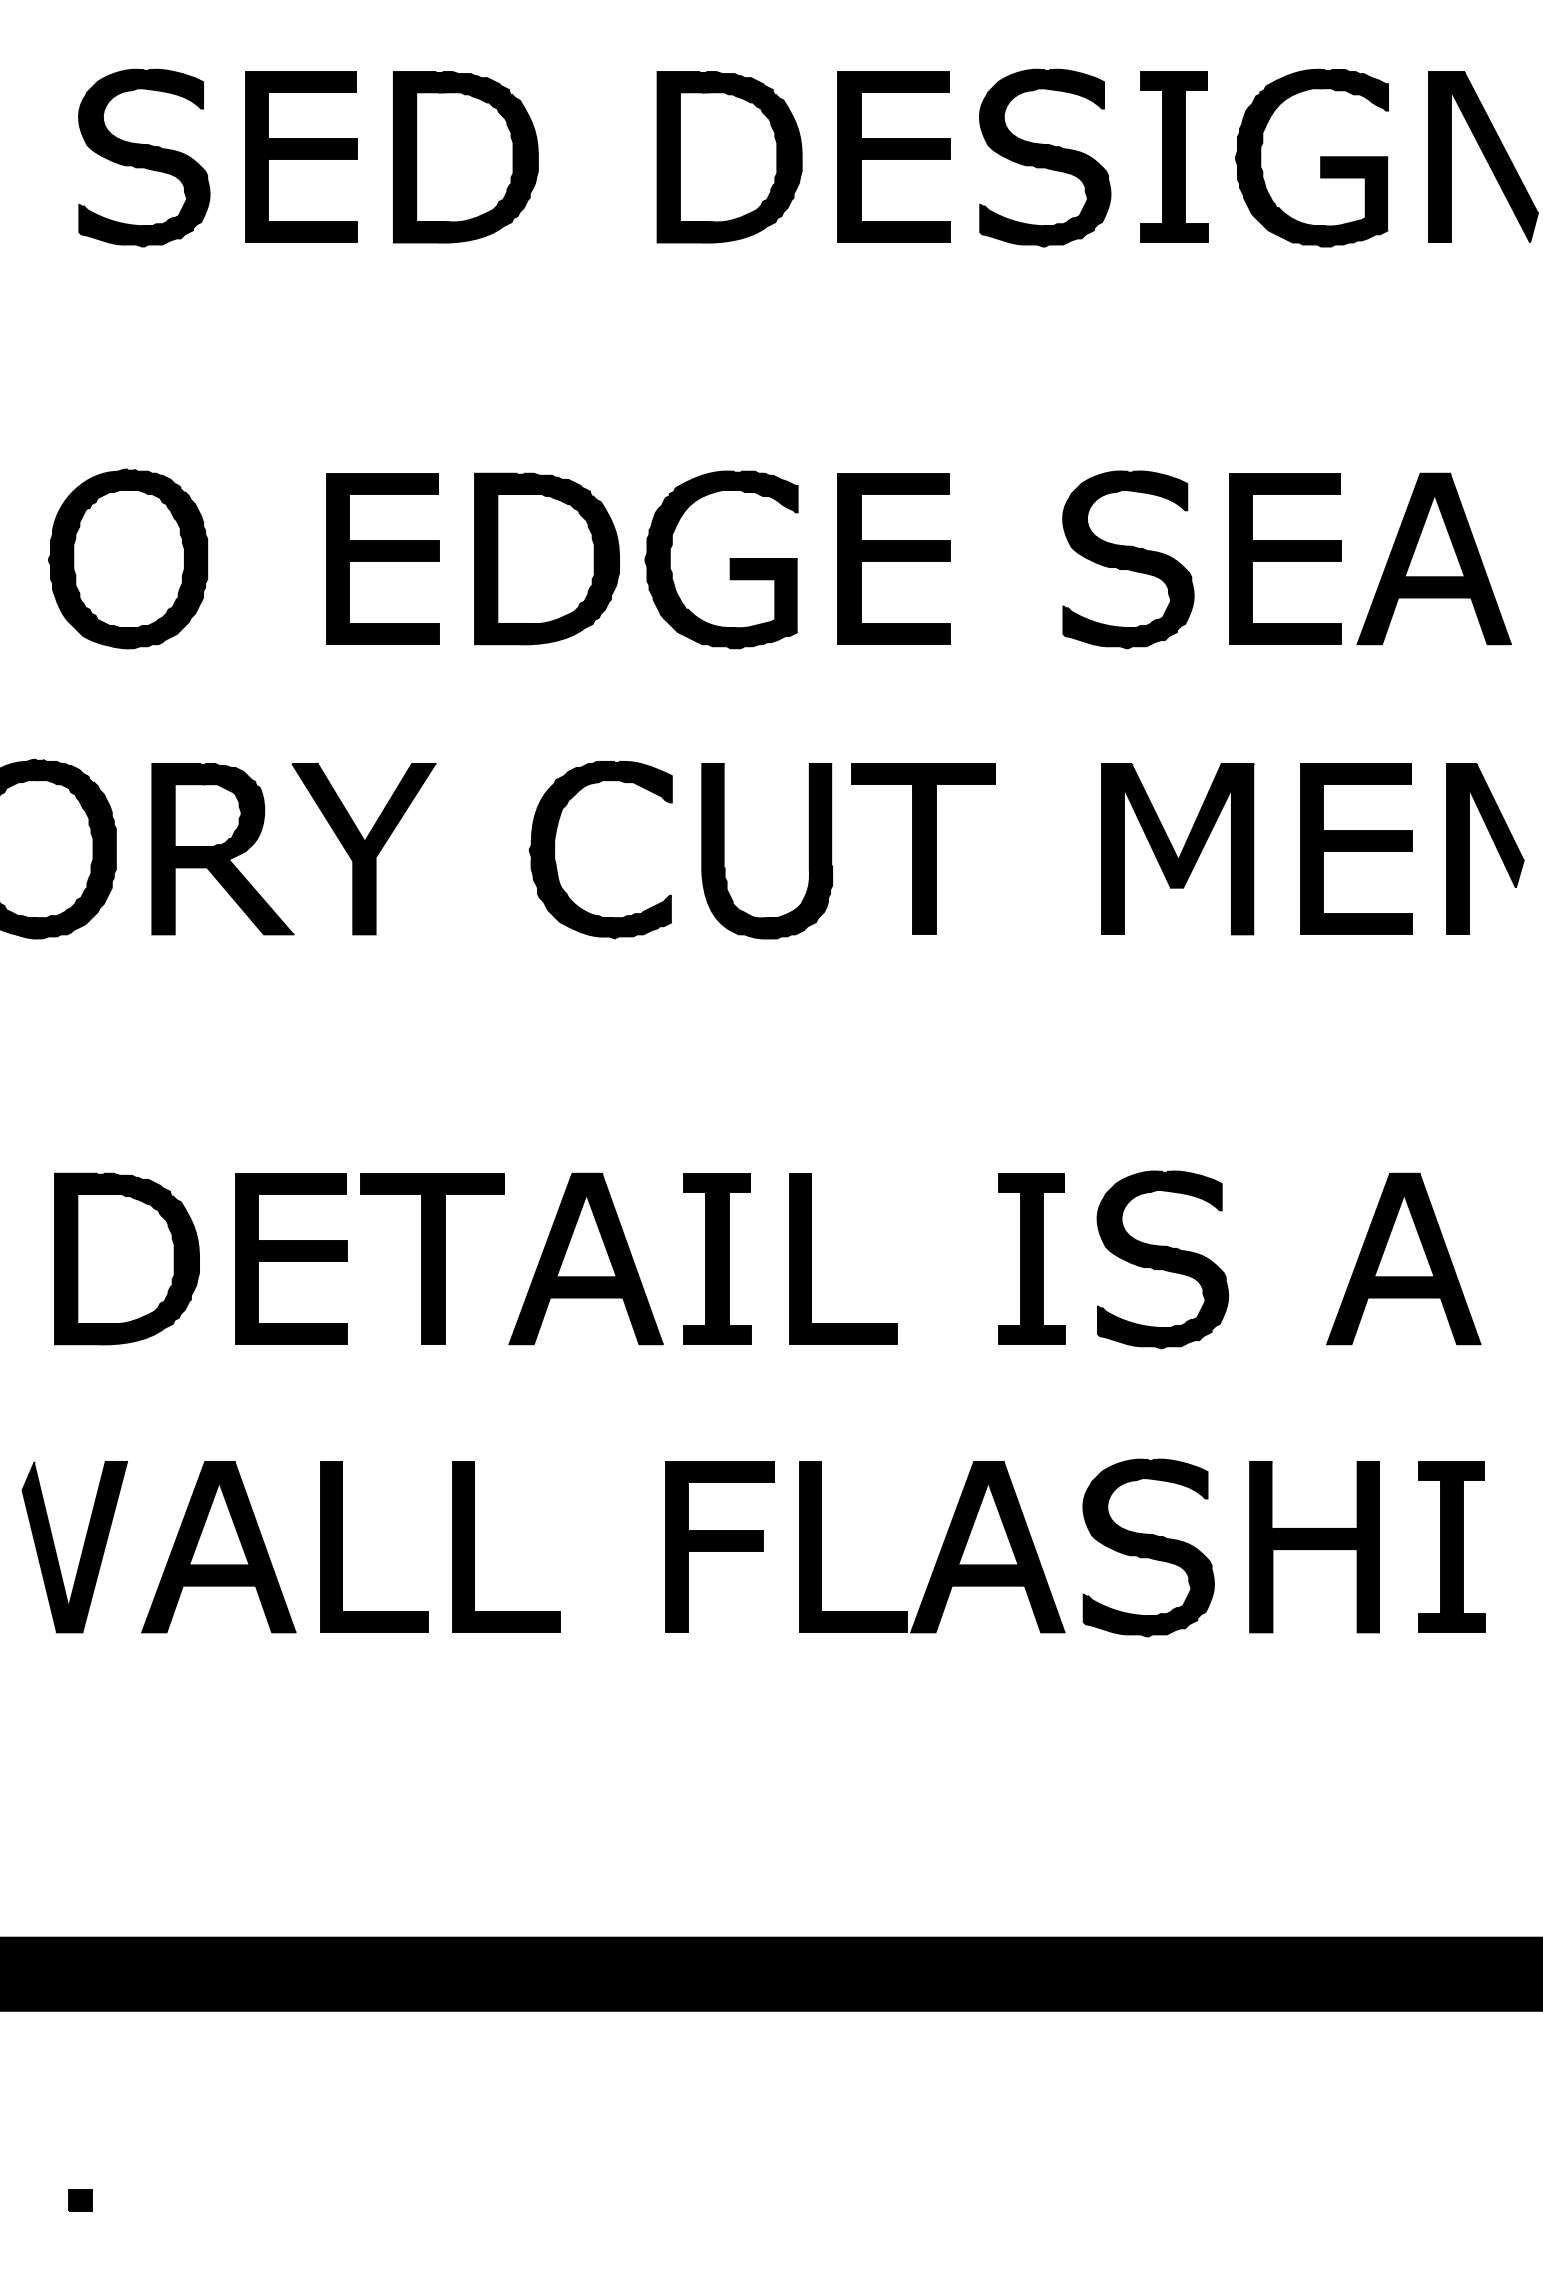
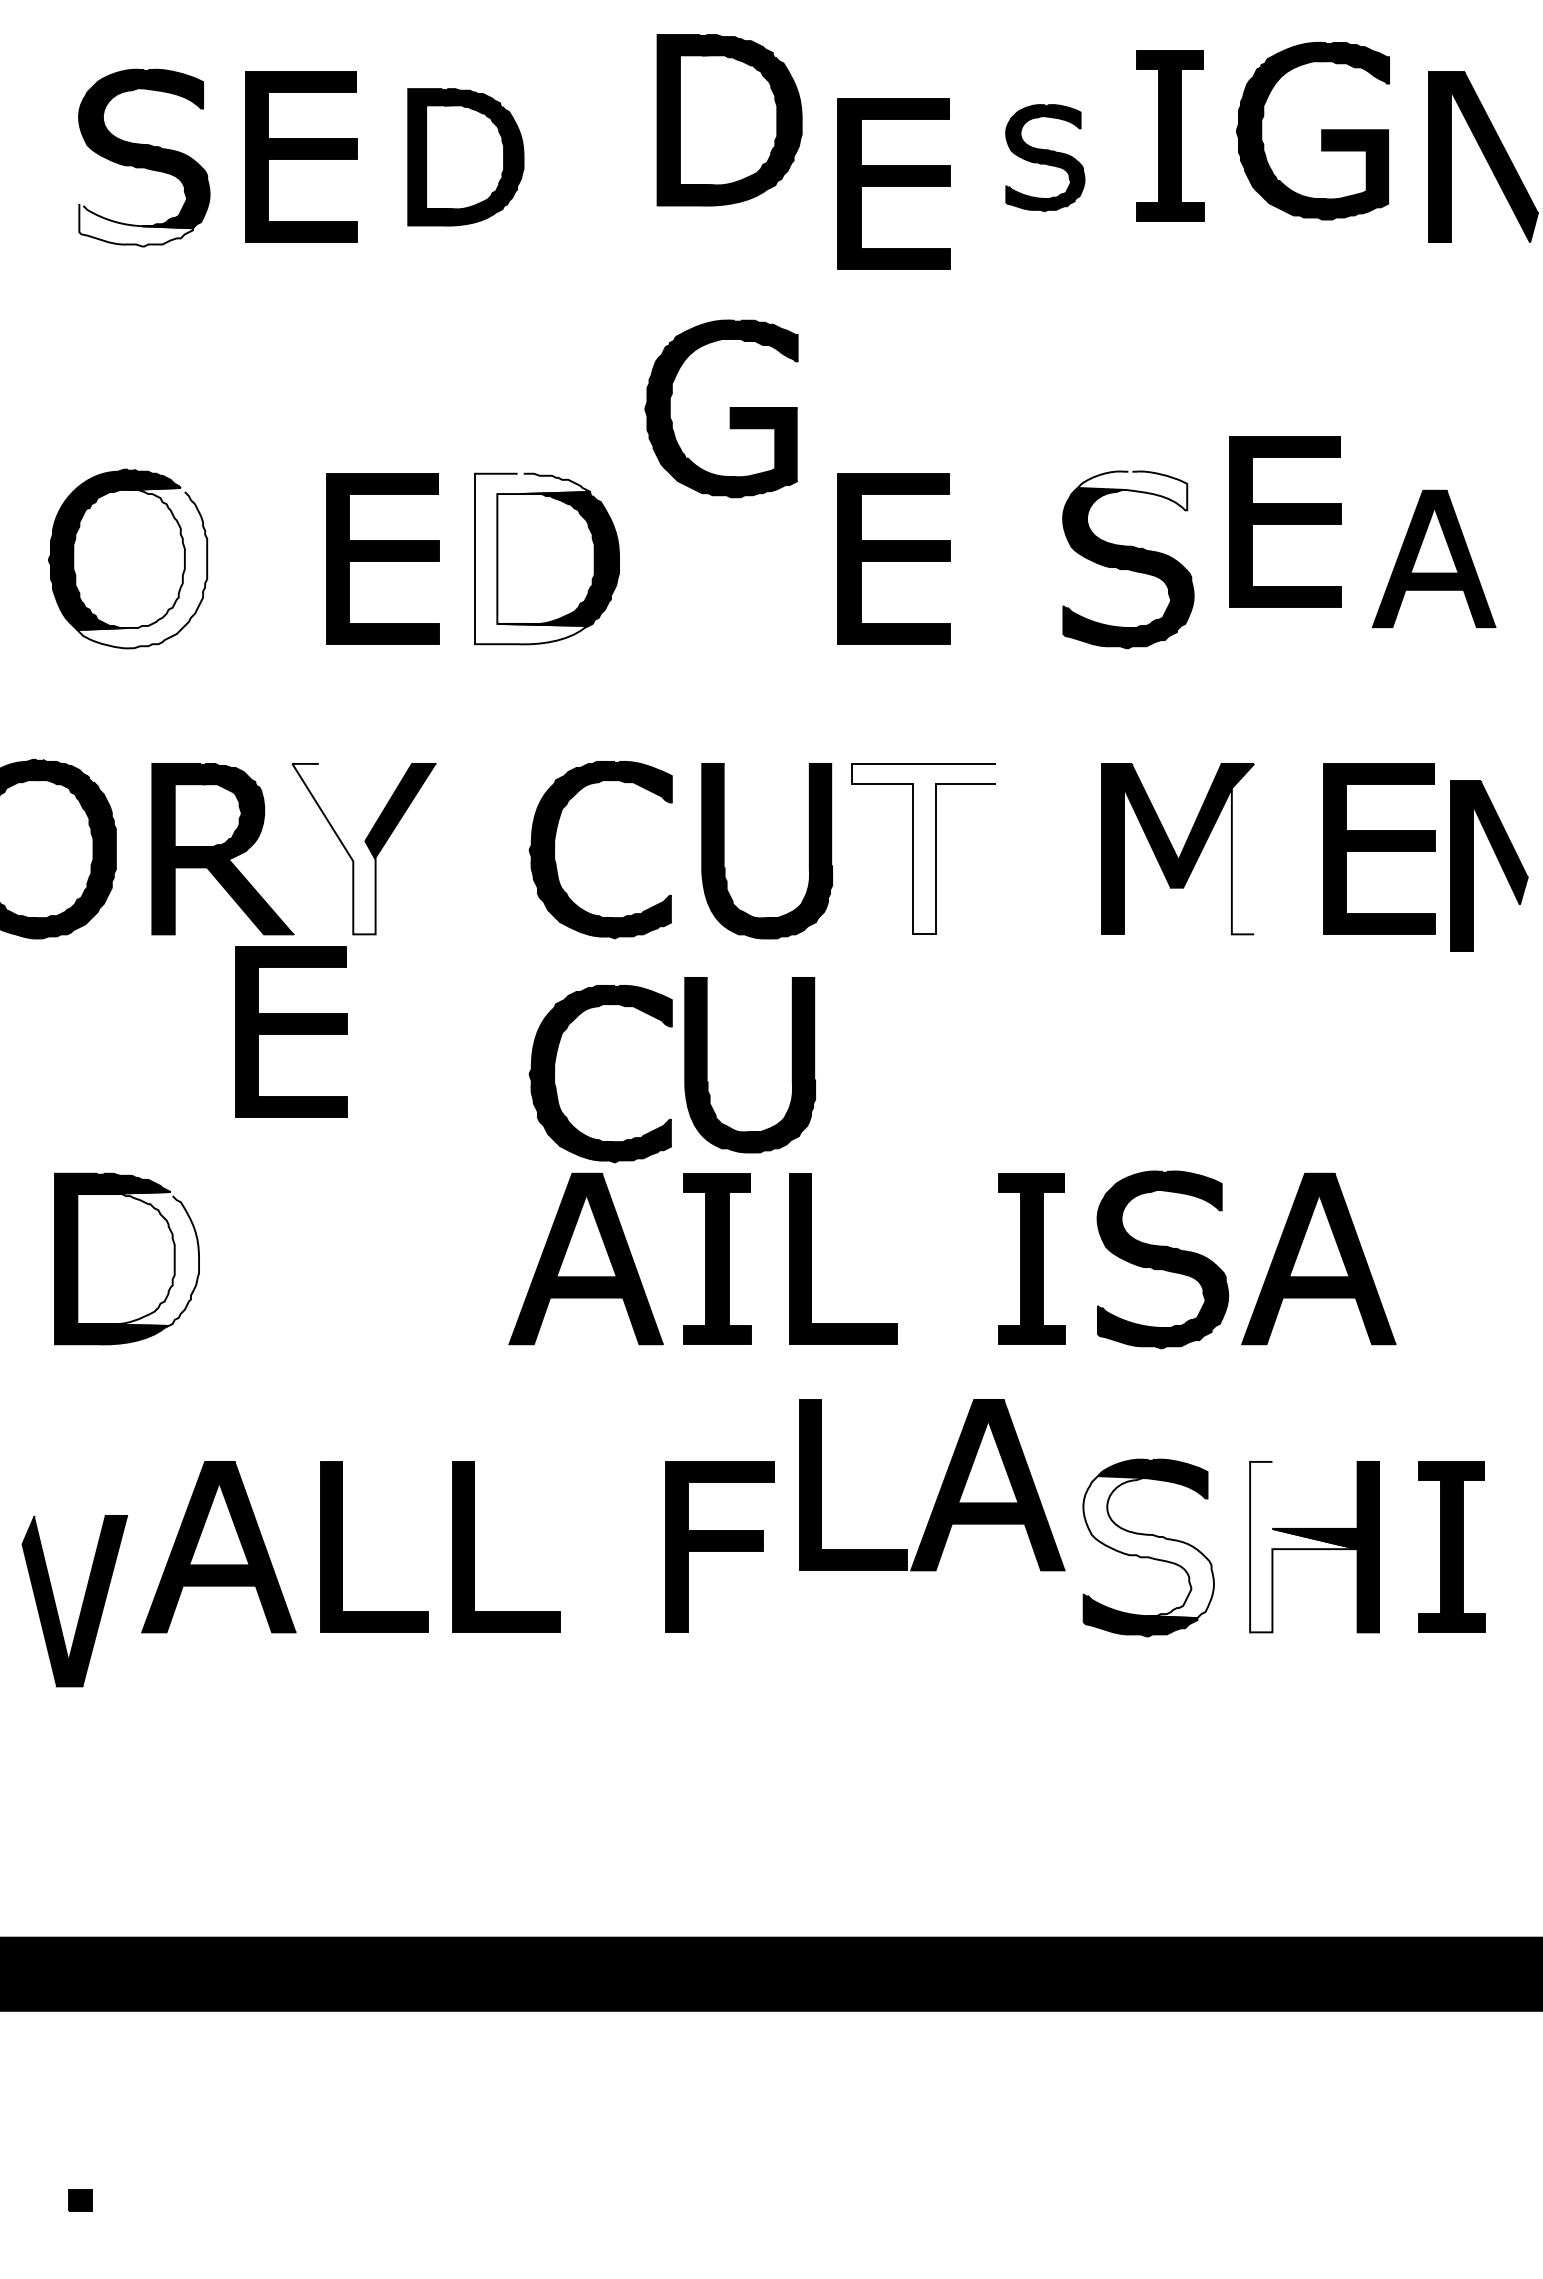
part position: (893, 156) -> (893, 183) (893, 183)
part position: (1174, 156) -> (1170, 135) (1170, 135)
part size: 146x173 px -> 118x139 px (465, 157)
part position: (729, 157) -> (729, 120) (729, 120)
part size: 133x180 px -> 81x108 px (1045, 157)
part position: (1320, 157) -> (1321, 130) (1321, 130)
fill: present -> none (135, 224)
fill: present -> none (1132, 490)
fill: present -> none (532, 558)
part position: (1285, 558) -> (1285, 521) (1285, 521)
part size: 156x174 px -> 126x140 px (1433, 558)
part position: (729, 559) -> (729, 408) (729, 408)
fill: present -> none (142, 567)
part position: (1494, 844) -> (1498, 861) (1498, 861)
fill: present -> none (333, 848)
fill: present -> none (924, 848)
fill: present -> none (1242, 848)
part position: (1356, 848) -> (1379, 848) (1379, 848)
part: none -> present (707, 1065)
part: none -> present (556, 1087)
fill: present -> none (138, 1258)
part position: (291, 1258) -> (291, 1031) (291, 1031)
part: present -> none (432, 1258)
part position: (1403, 1258) -> (1318, 1258) (1318, 1258)
fill: present -> none (1303, 1546)
fill: present -> none (1148, 1547)
part position: (82, 1548) -> (82, 1602) (82, 1602)
part position: (940, 1549) -> (940, 1487) (940, 1487)
